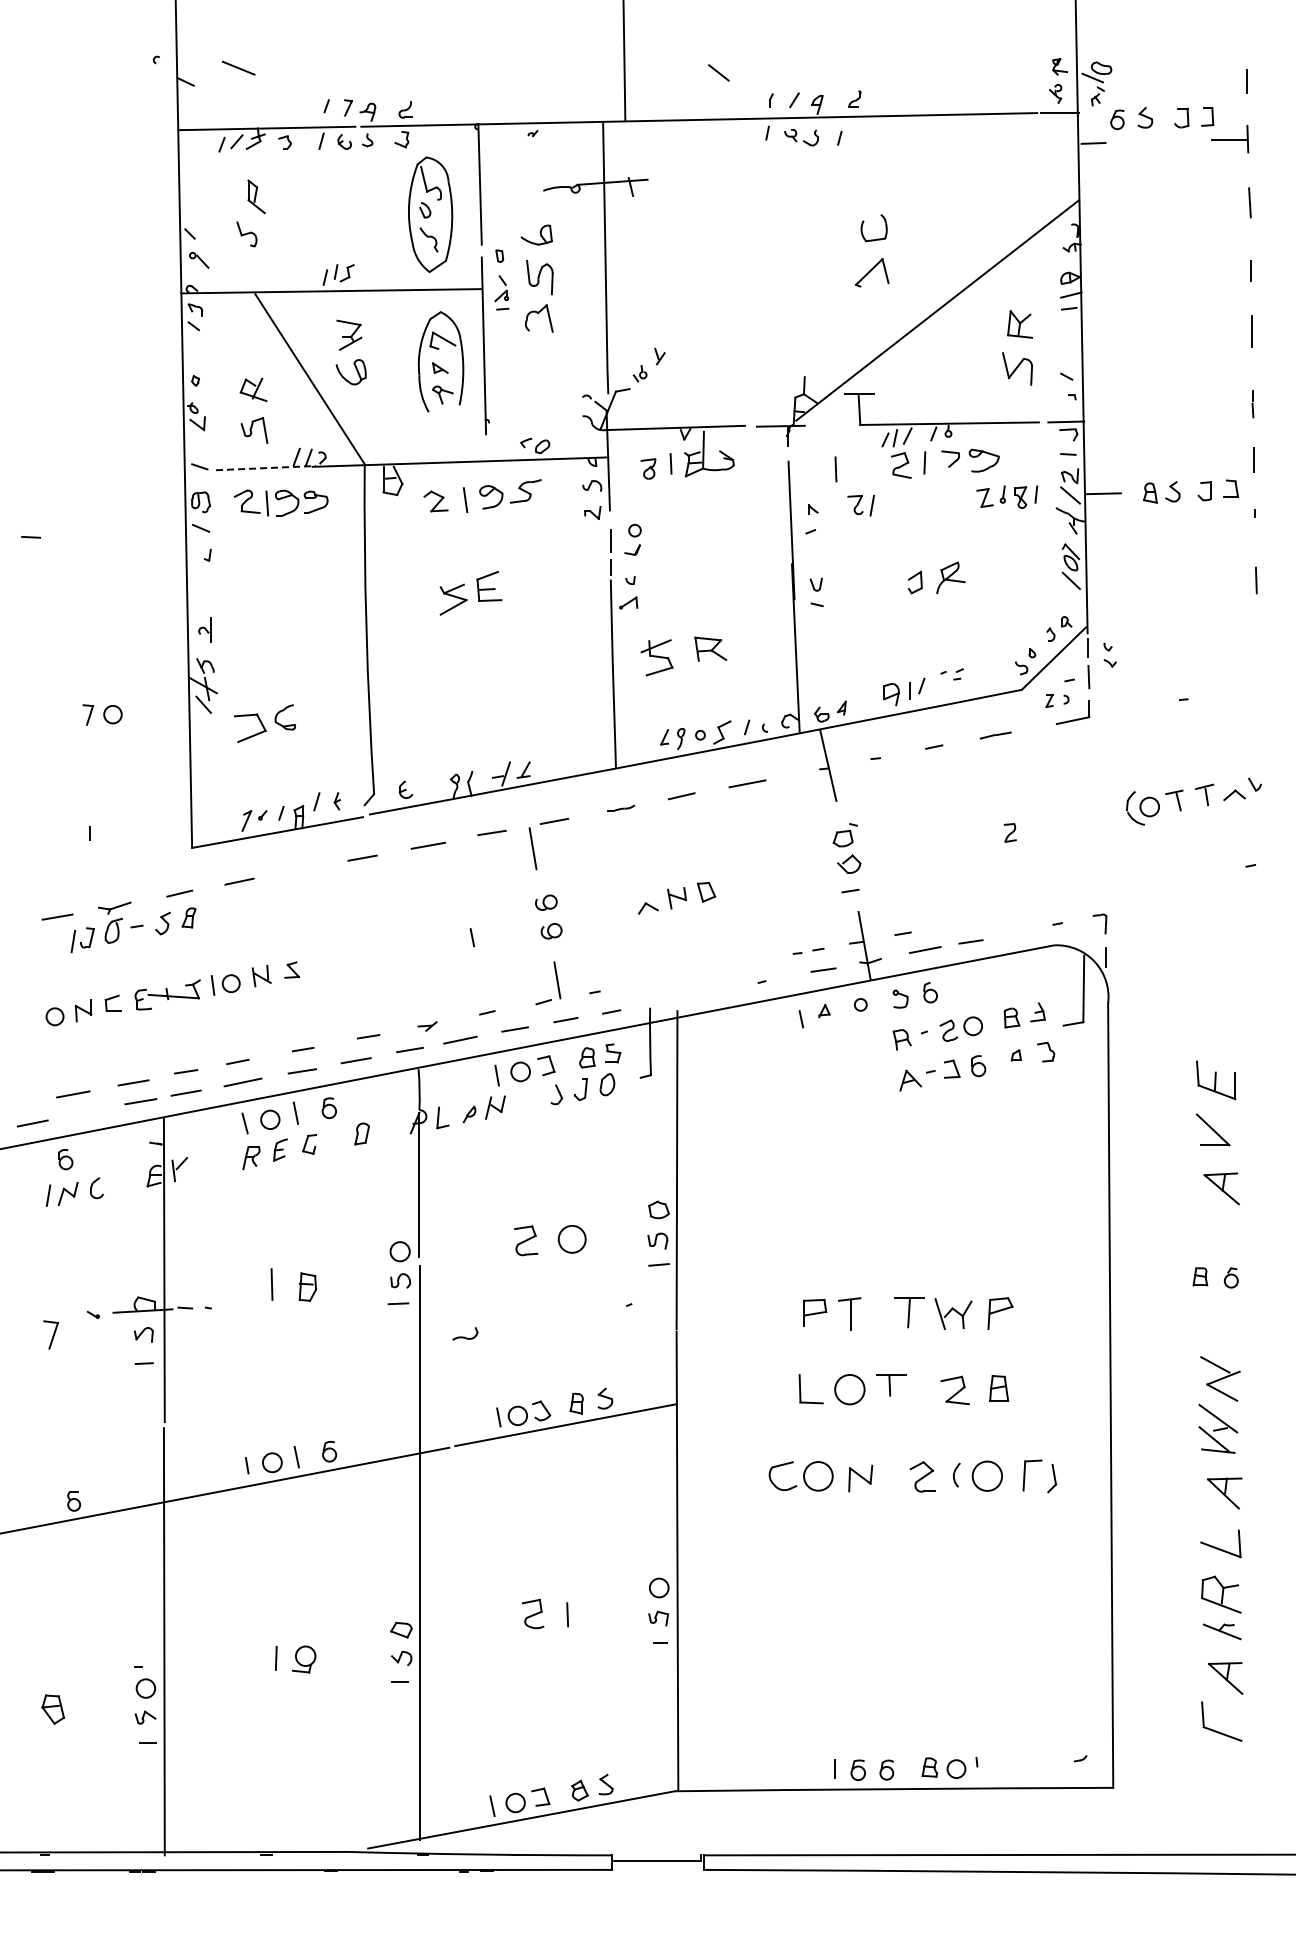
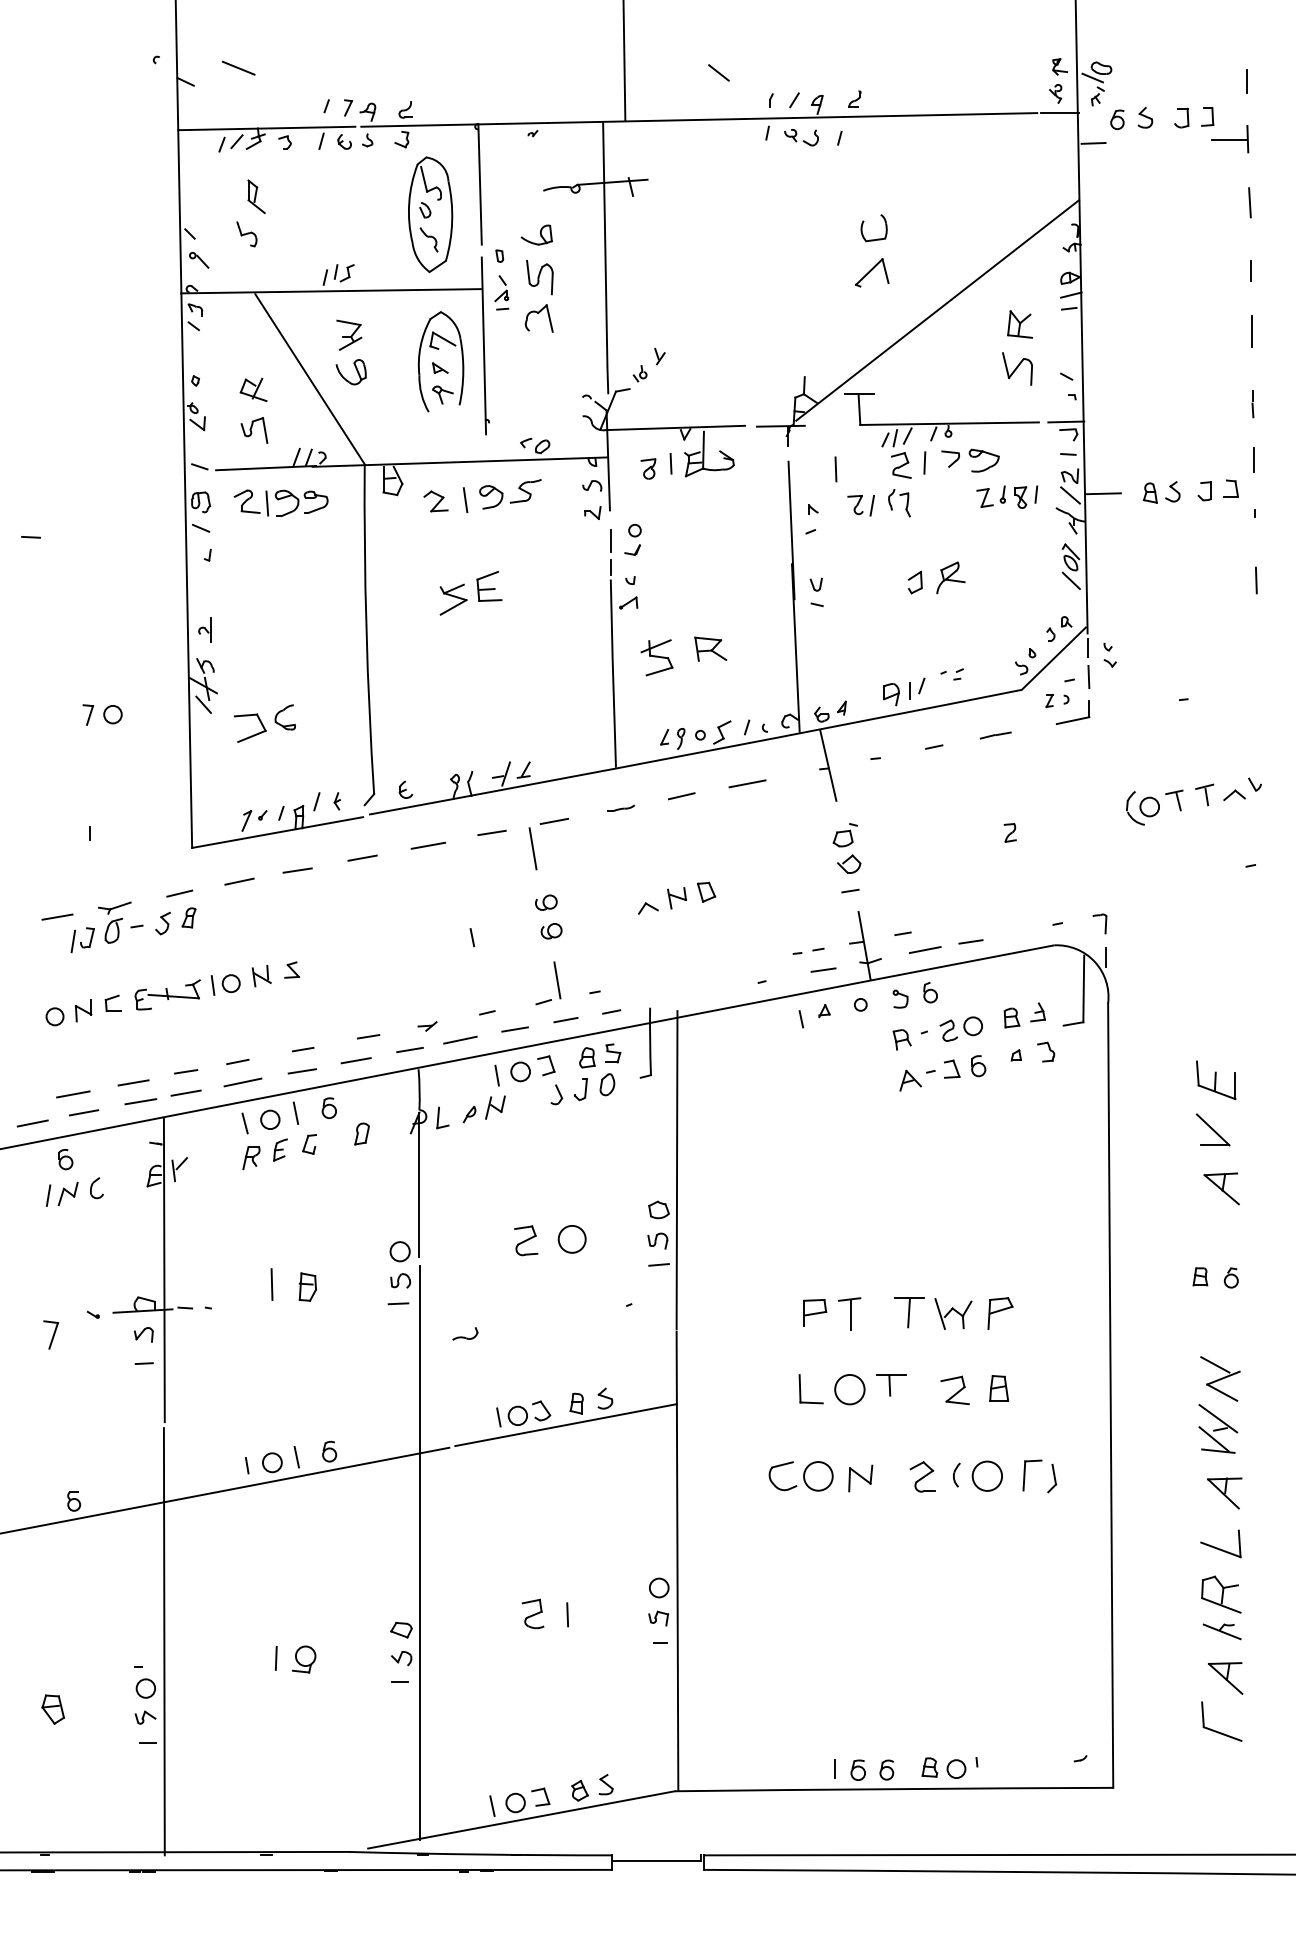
line: dashed -> solid (266, 468)
part: none -> present (906, 503)
line: none -> present (297, 870)
line: none -> present (83, 1112)
